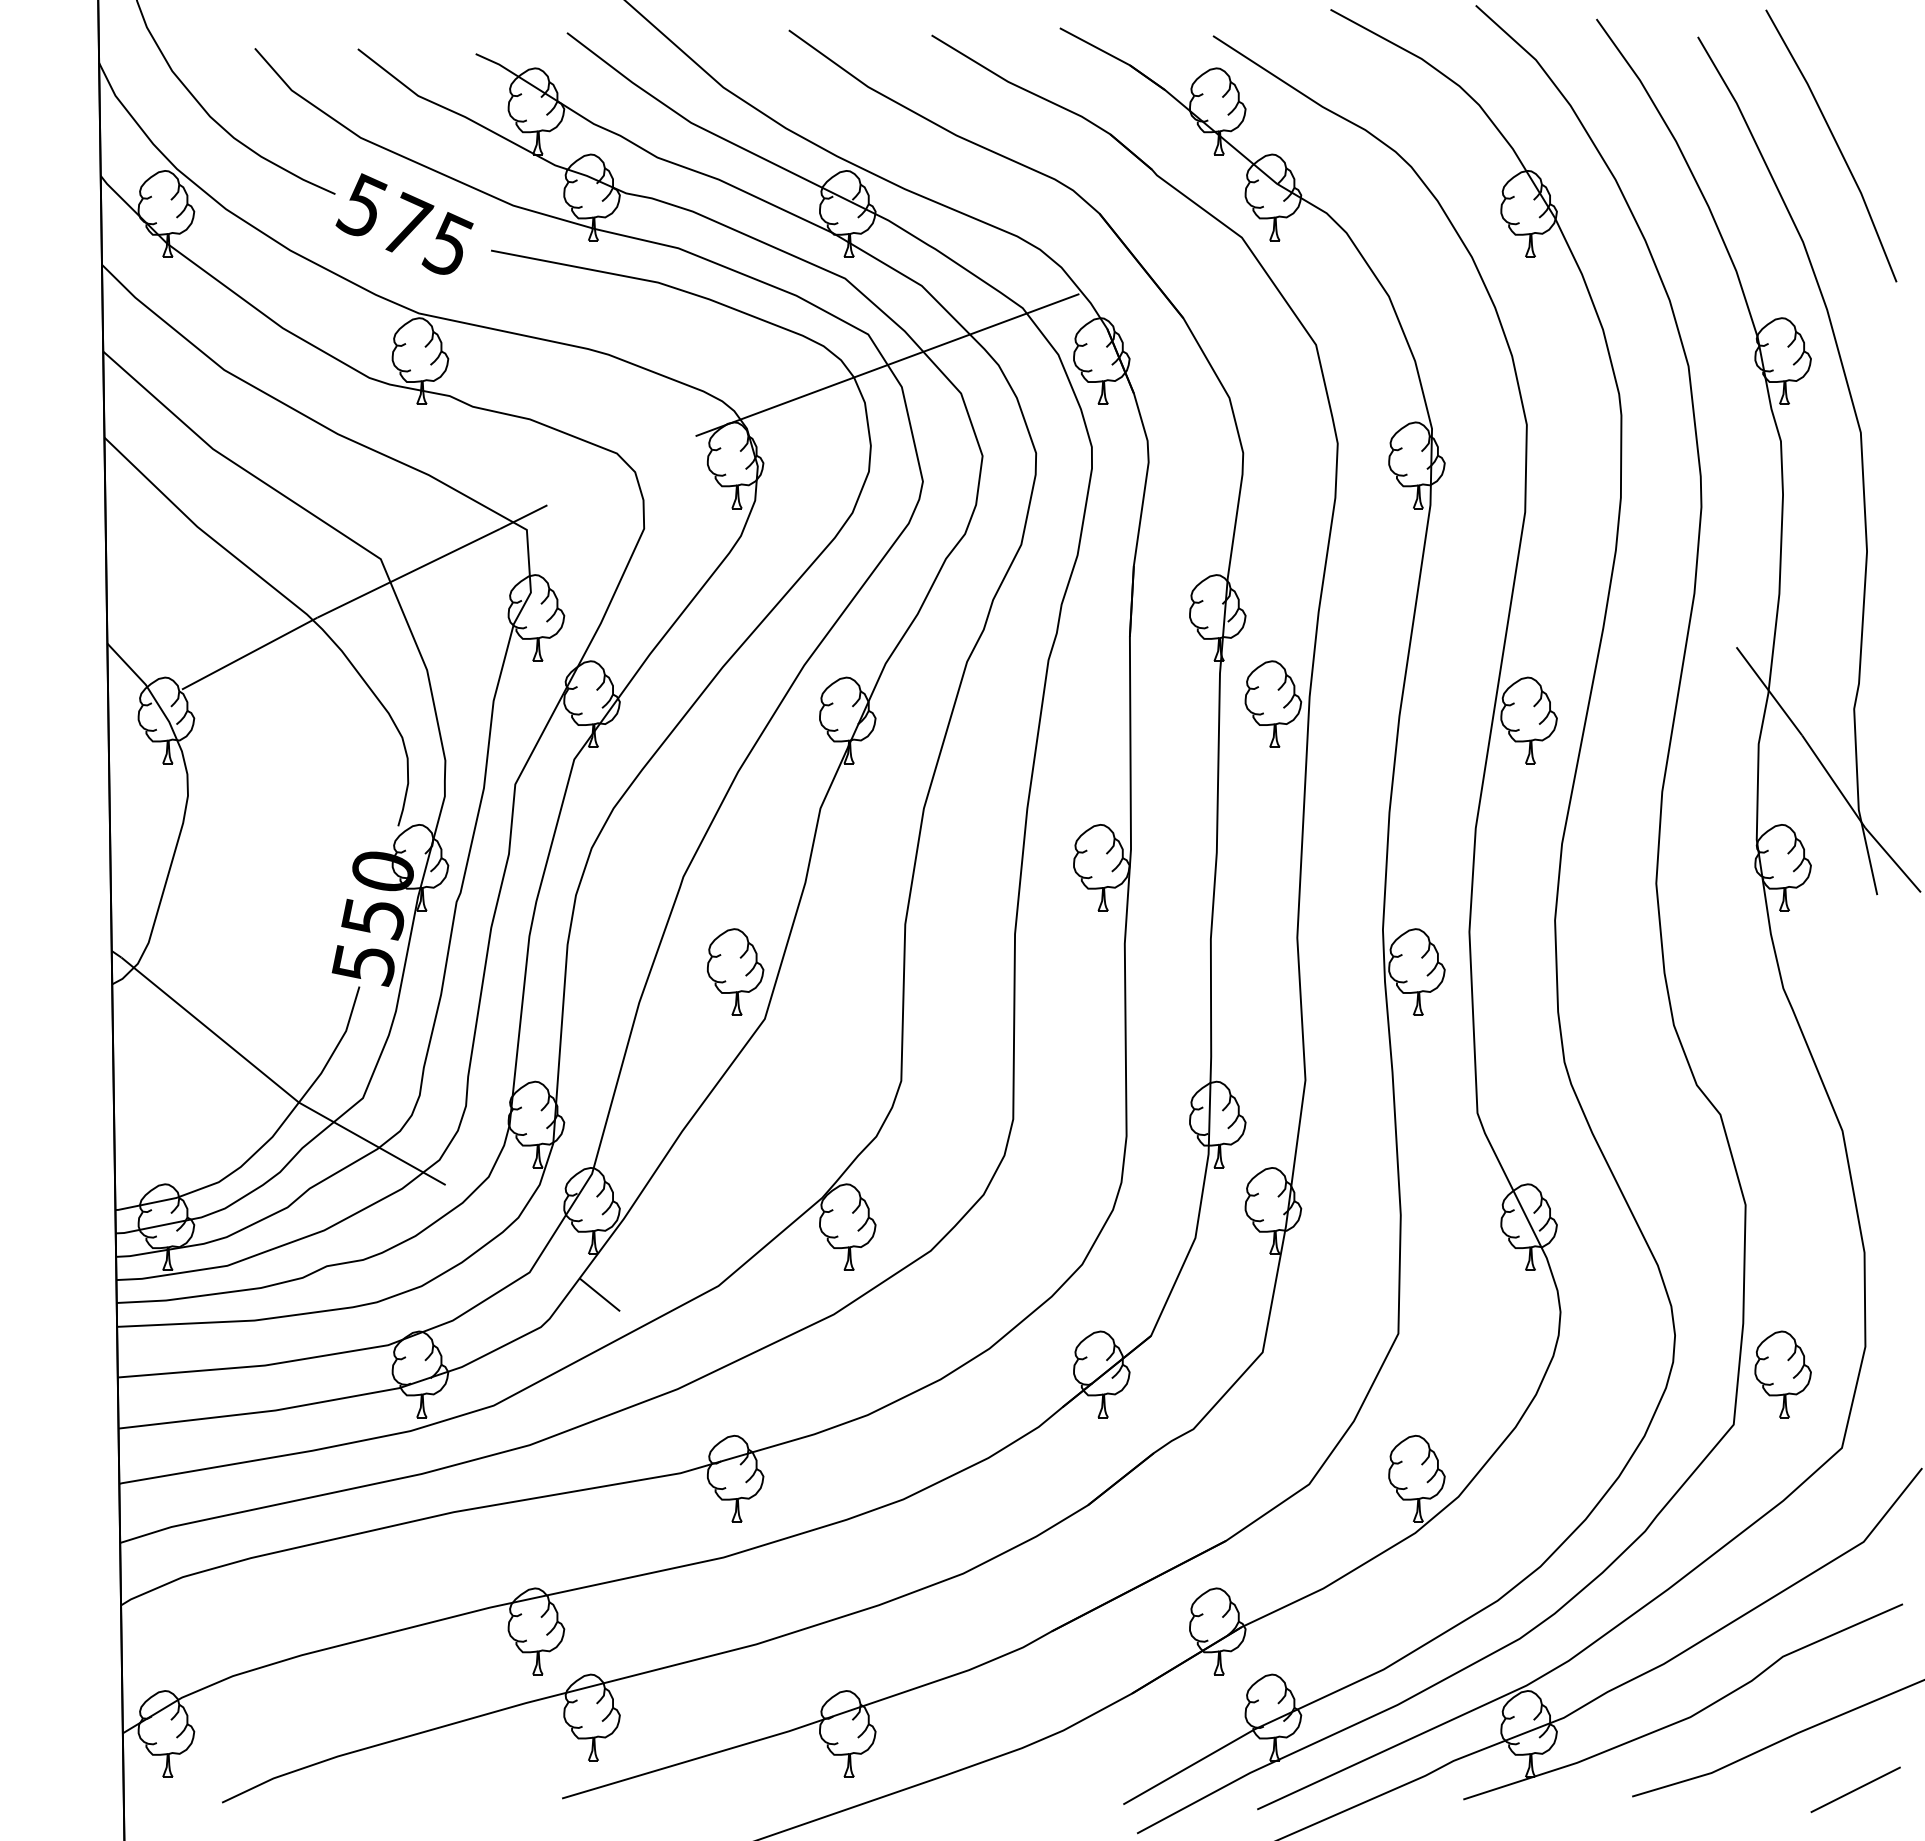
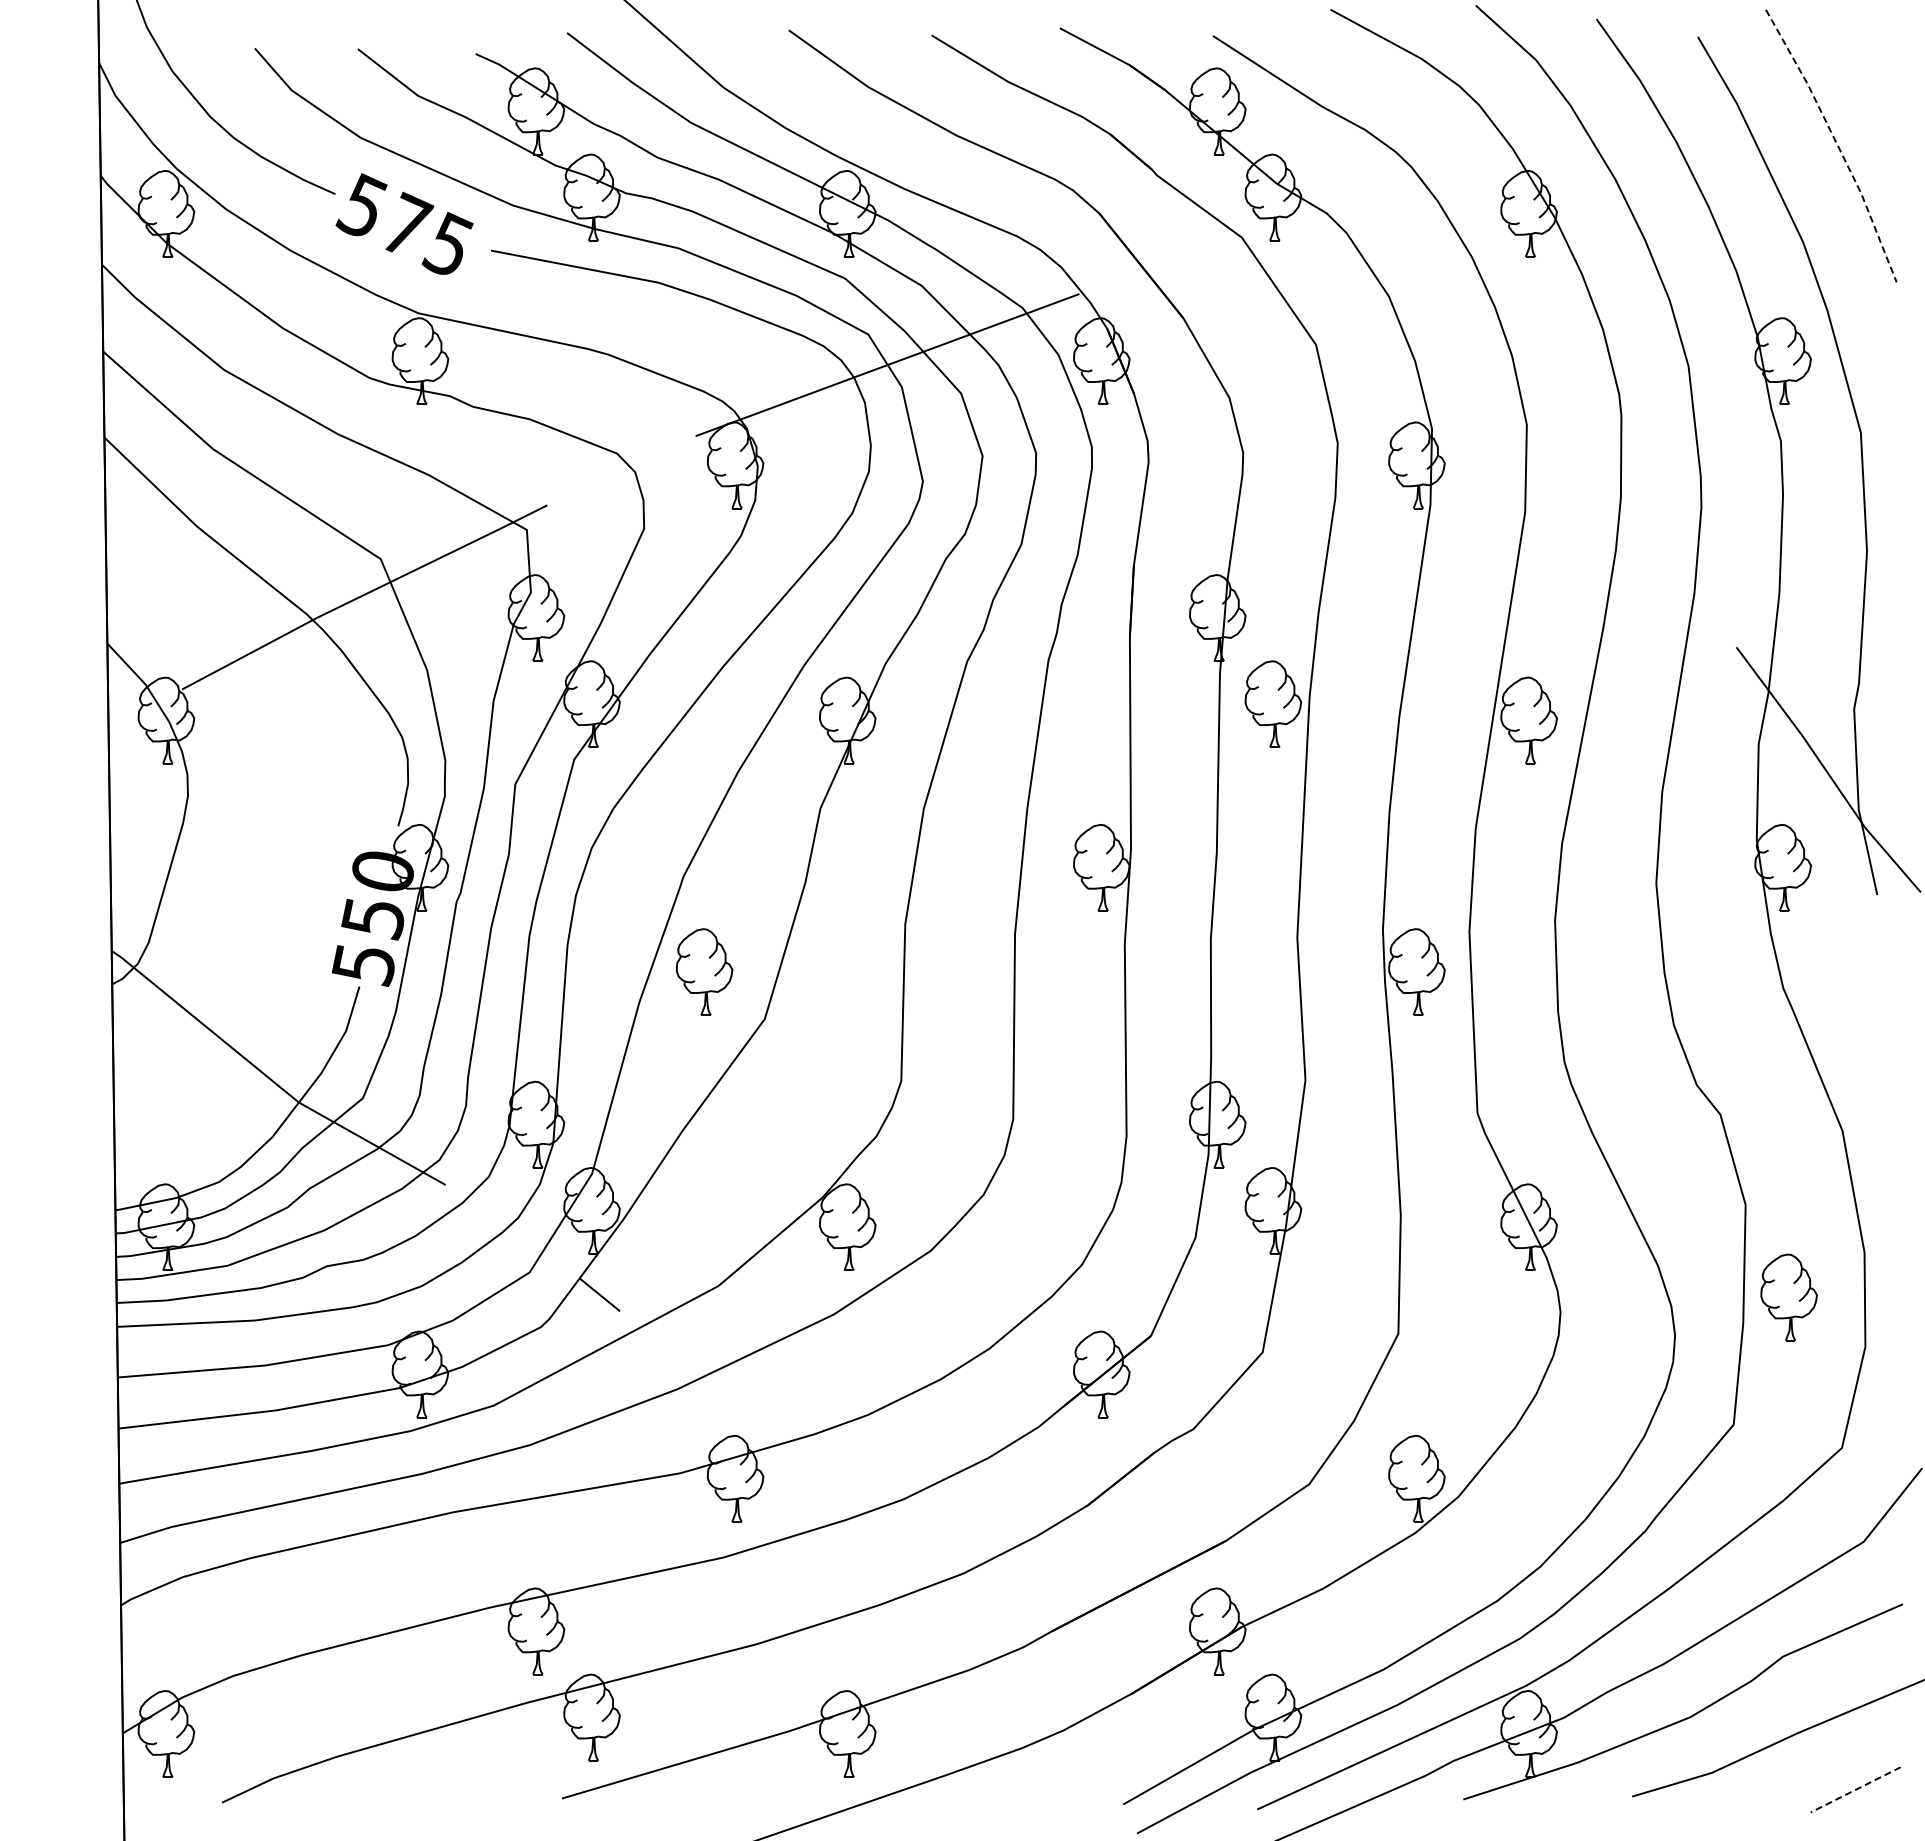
line: solid -> dashed (1837, 144)
part position: (735, 971) -> (704, 971) (704, 971)
part position: (1782, 1374) -> (1788, 1297) (1788, 1297)
line: solid -> dashed (1855, 1790)
